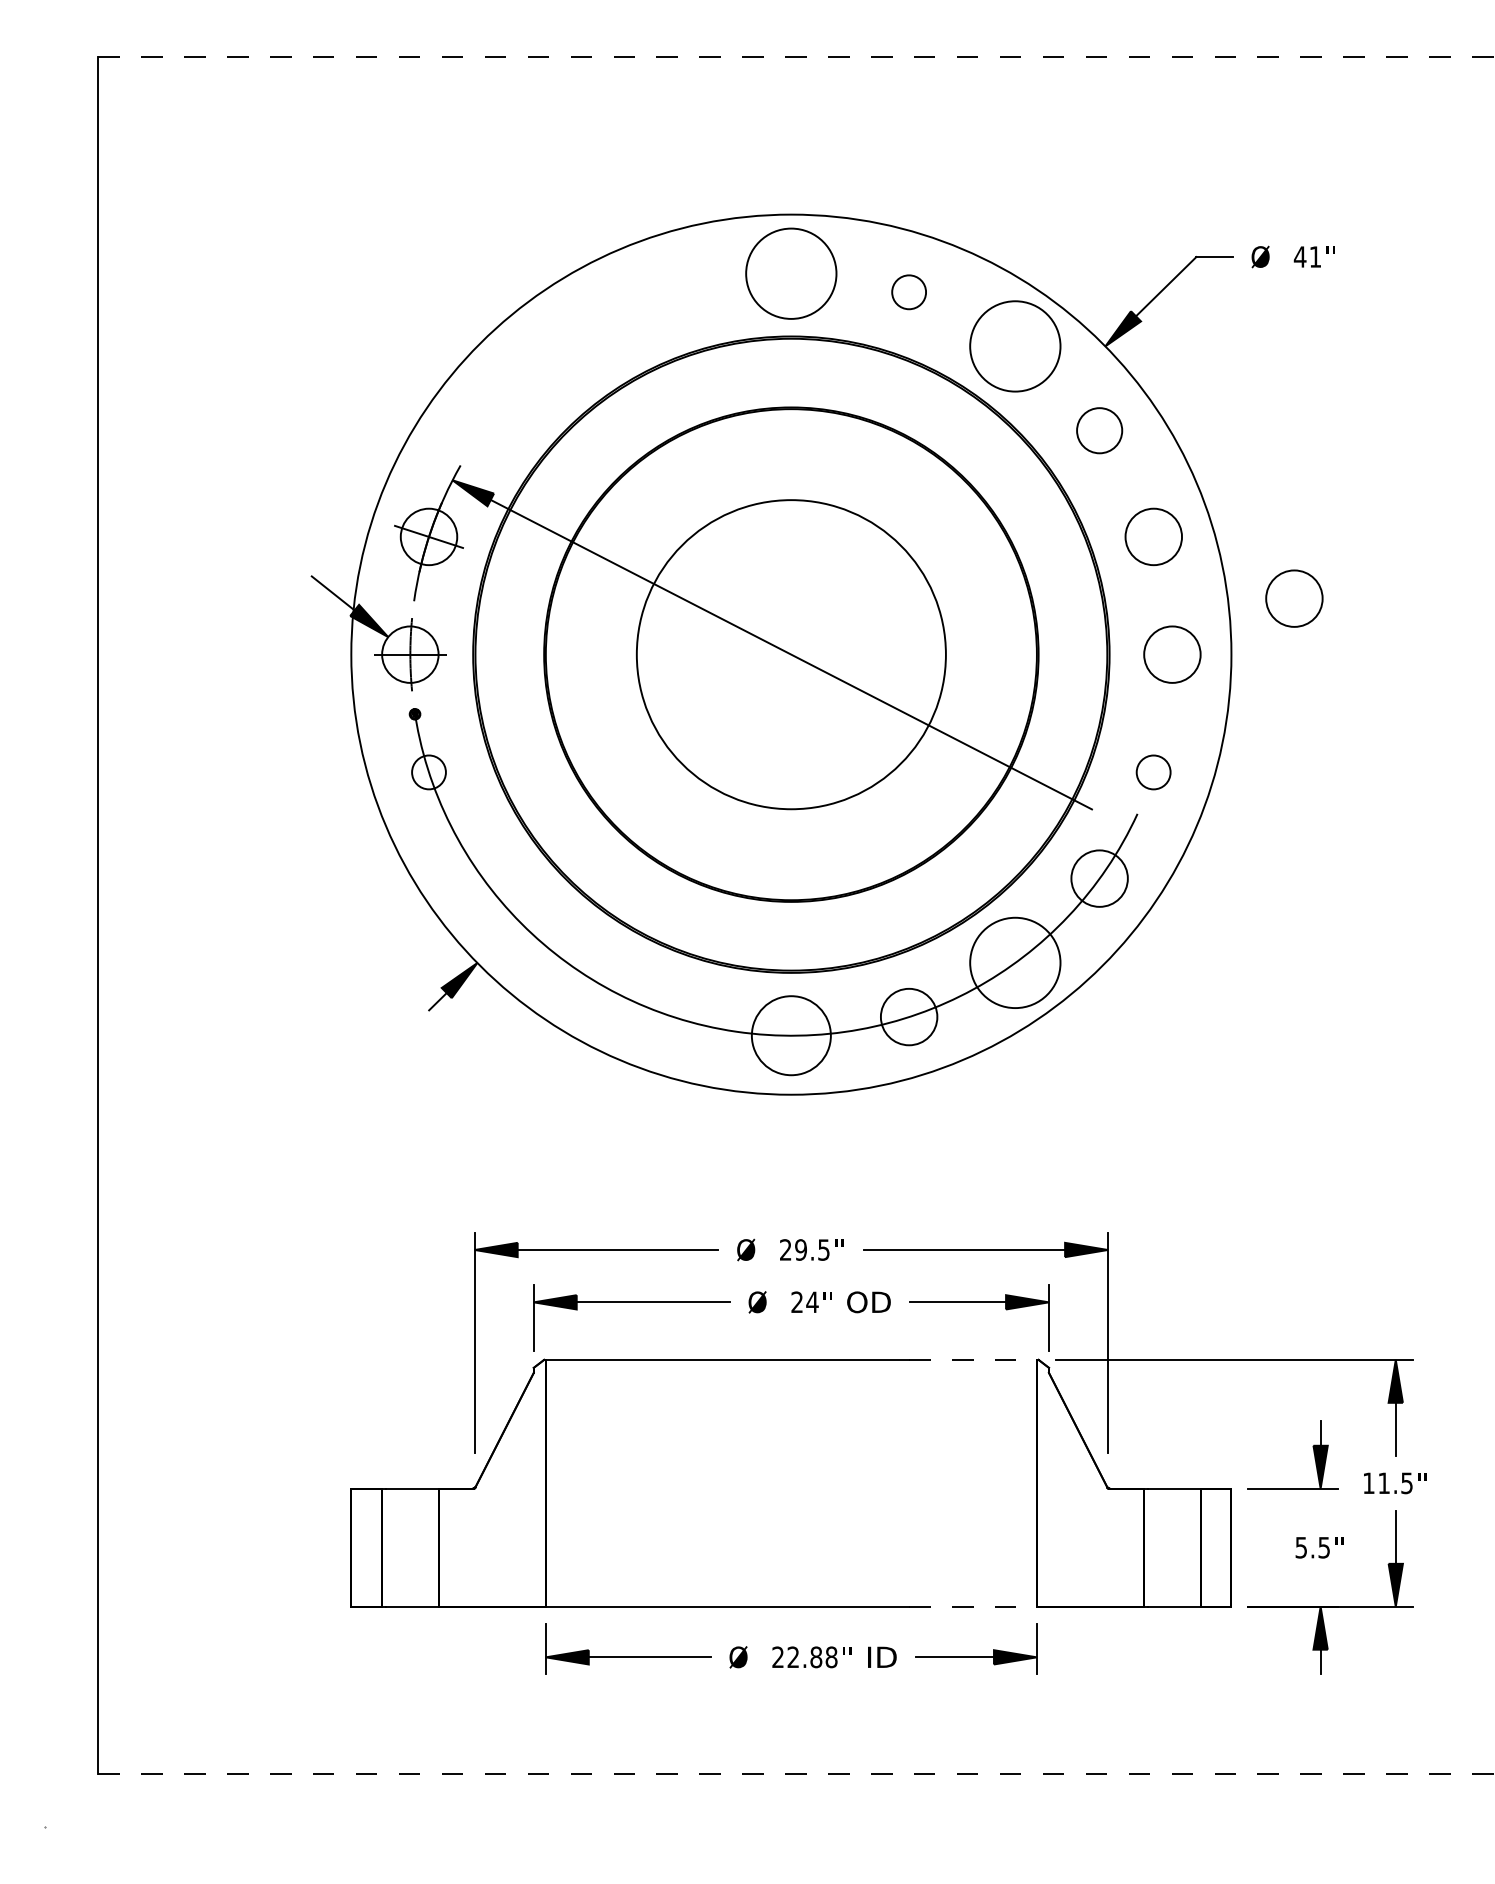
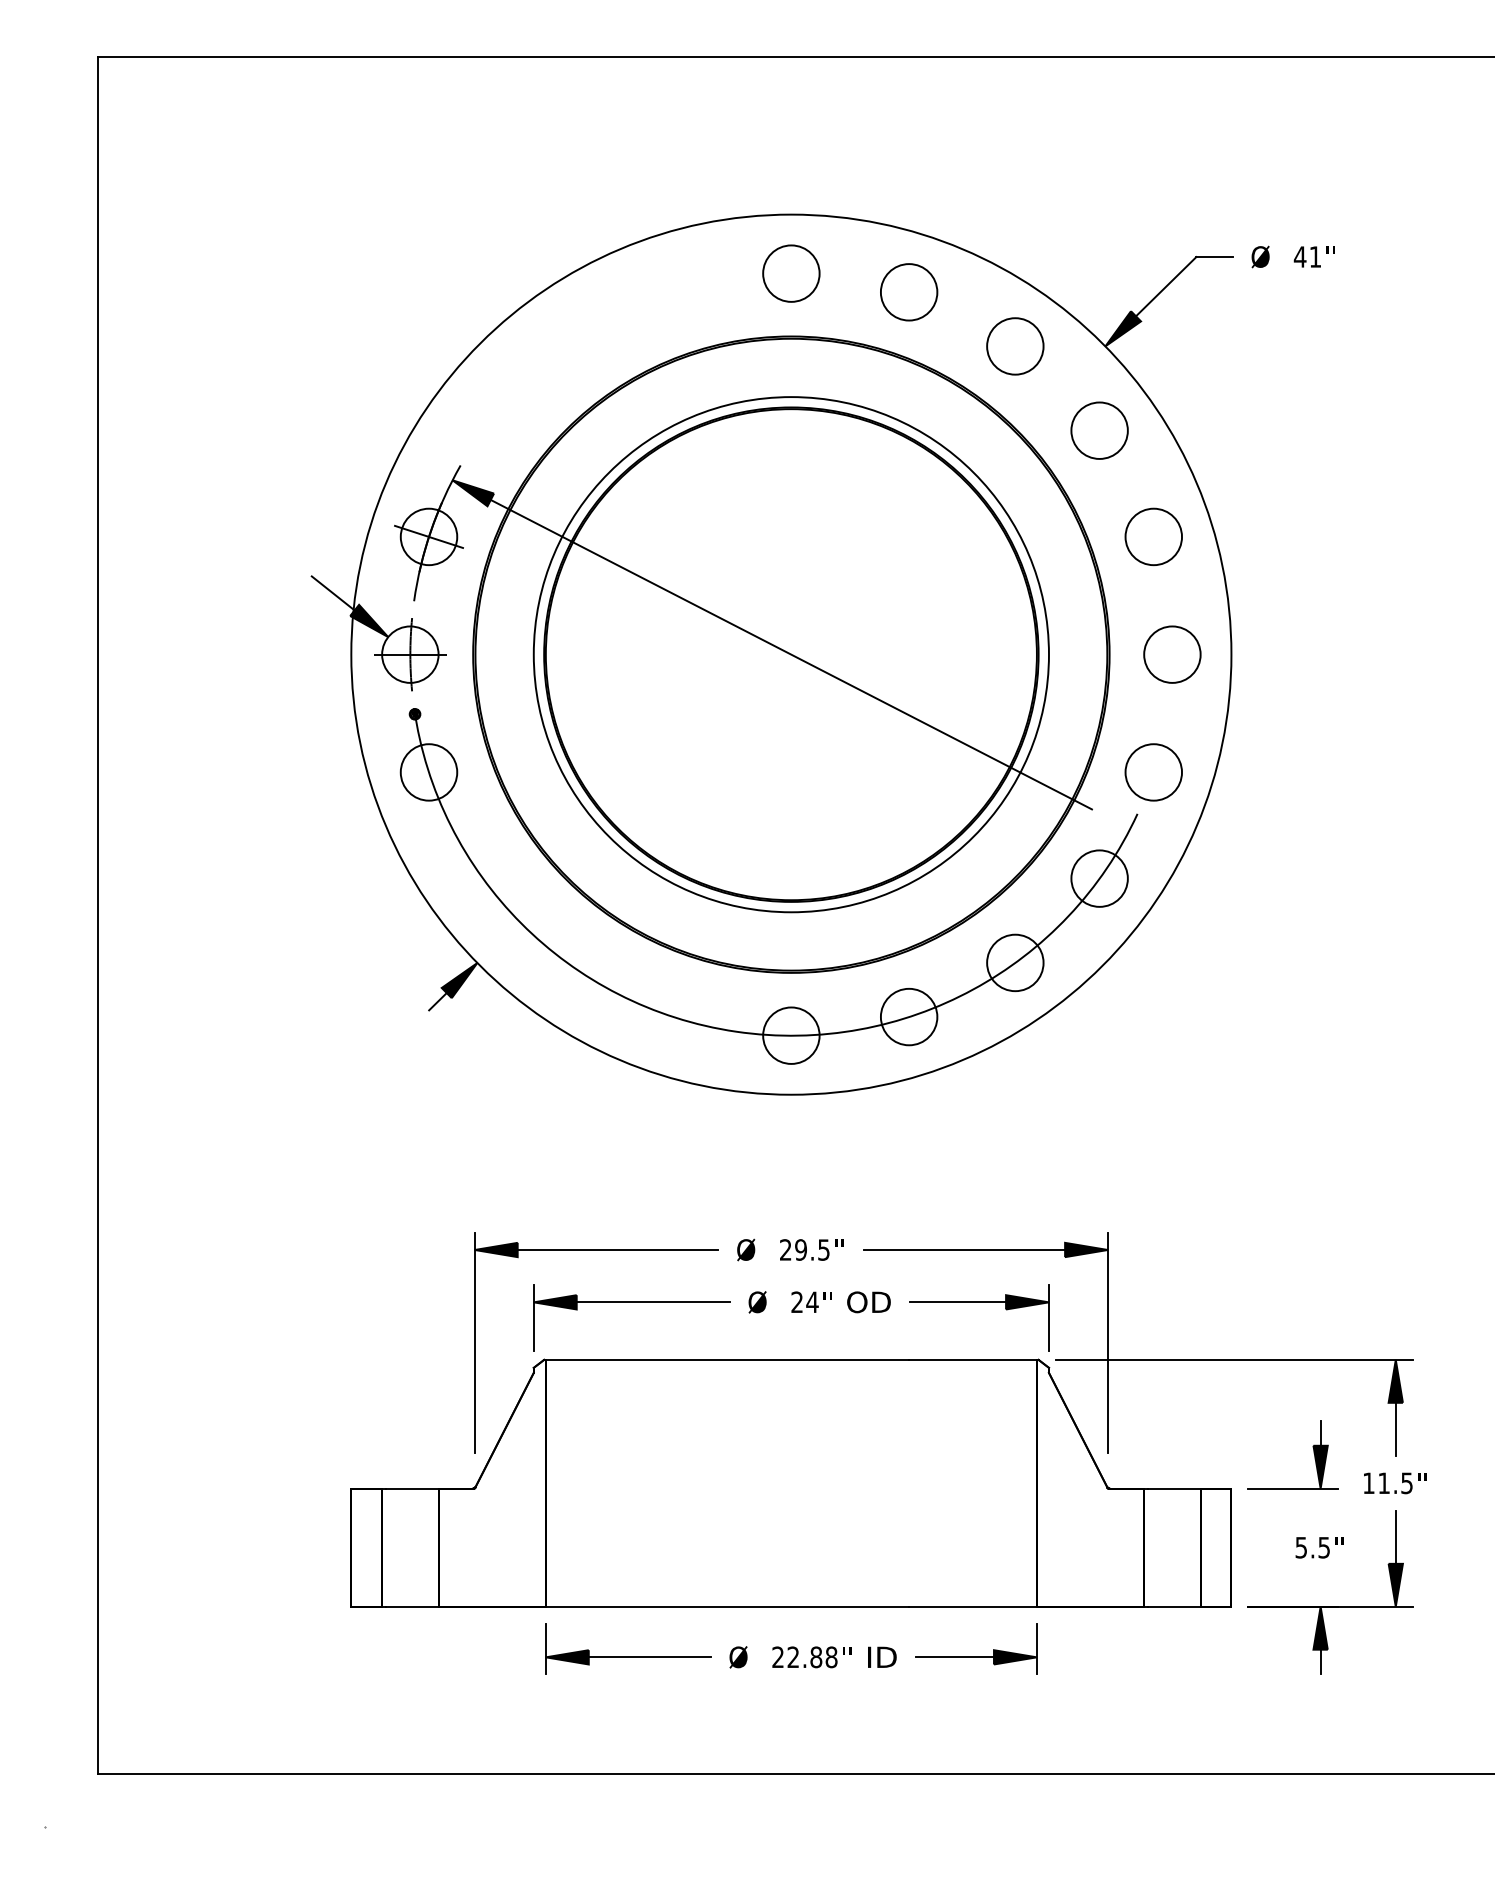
line: dashed -> solid (796, 56)
circle size: 93x93 px -> 59x59 px (791, 273)
circle diameter: 34 px -> 56 px (908, 292)
circle diameter: 90 px -> 56 px (1015, 346)
circle diameter: 45 px -> 56 px (1099, 430)
circle: present -> none (1294, 598)
circle diameter: 309 px -> 515 px (790, 654)
circle diameter: 34 px -> 56 px (428, 772)
circle size: 37x37 px -> 59x59 px (1153, 772)
circle diameter: 90 px -> 56 px (1015, 962)
circle diameter: 79 px -> 56 px (791, 1035)
line: dashed -> solid (973, 1359)
line: dashed -> solid (973, 1606)
line: dashed -> solid (796, 1773)
